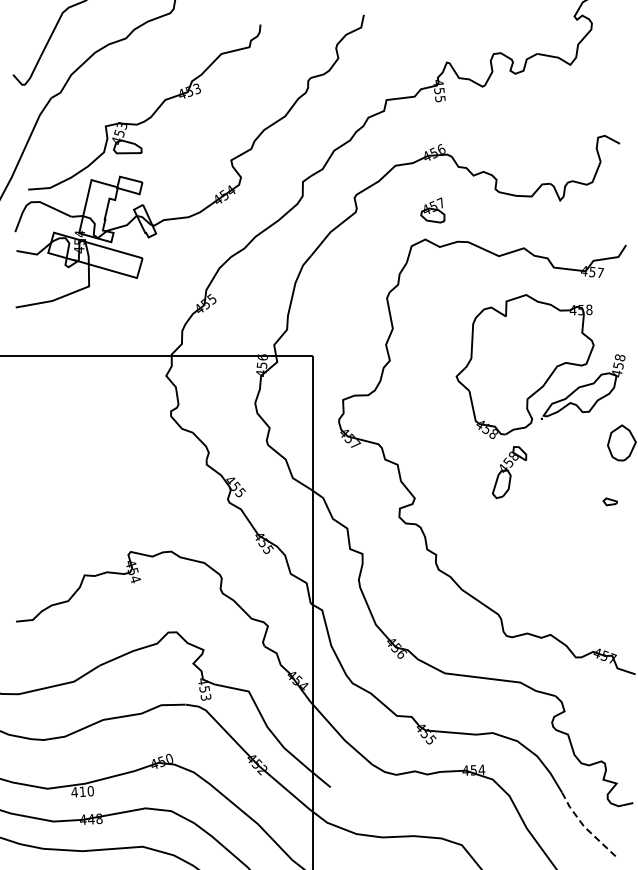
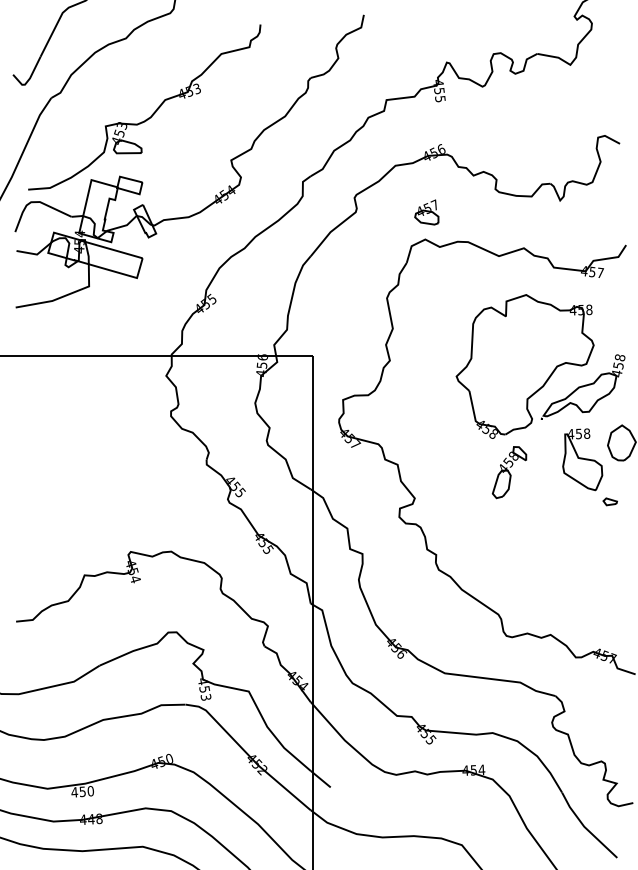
part position: (432, 210) -> (426, 212) (426, 212)
part: none -> present (582, 459)
text: 410 -> 450 (82, 791)
line: dashed -> solid (584, 827)
